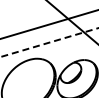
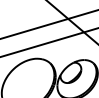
line: dashed -> solid (49, 42)
